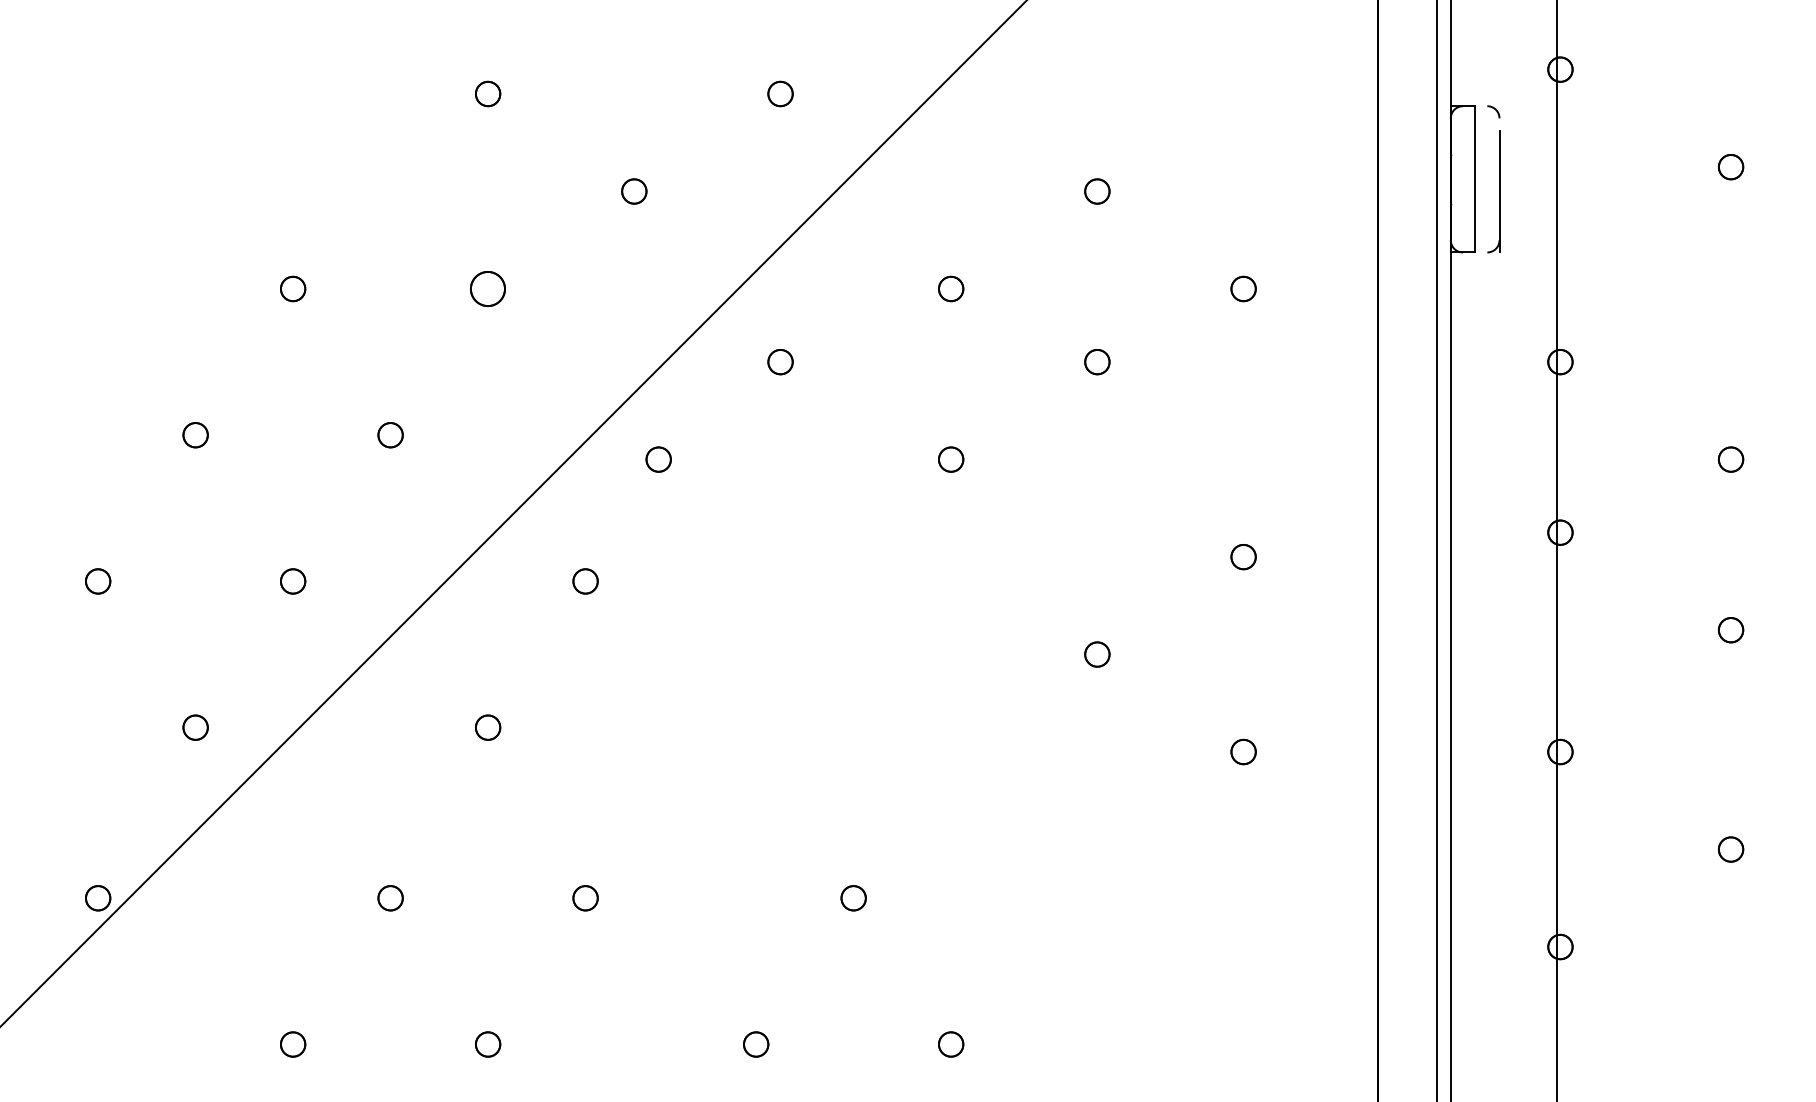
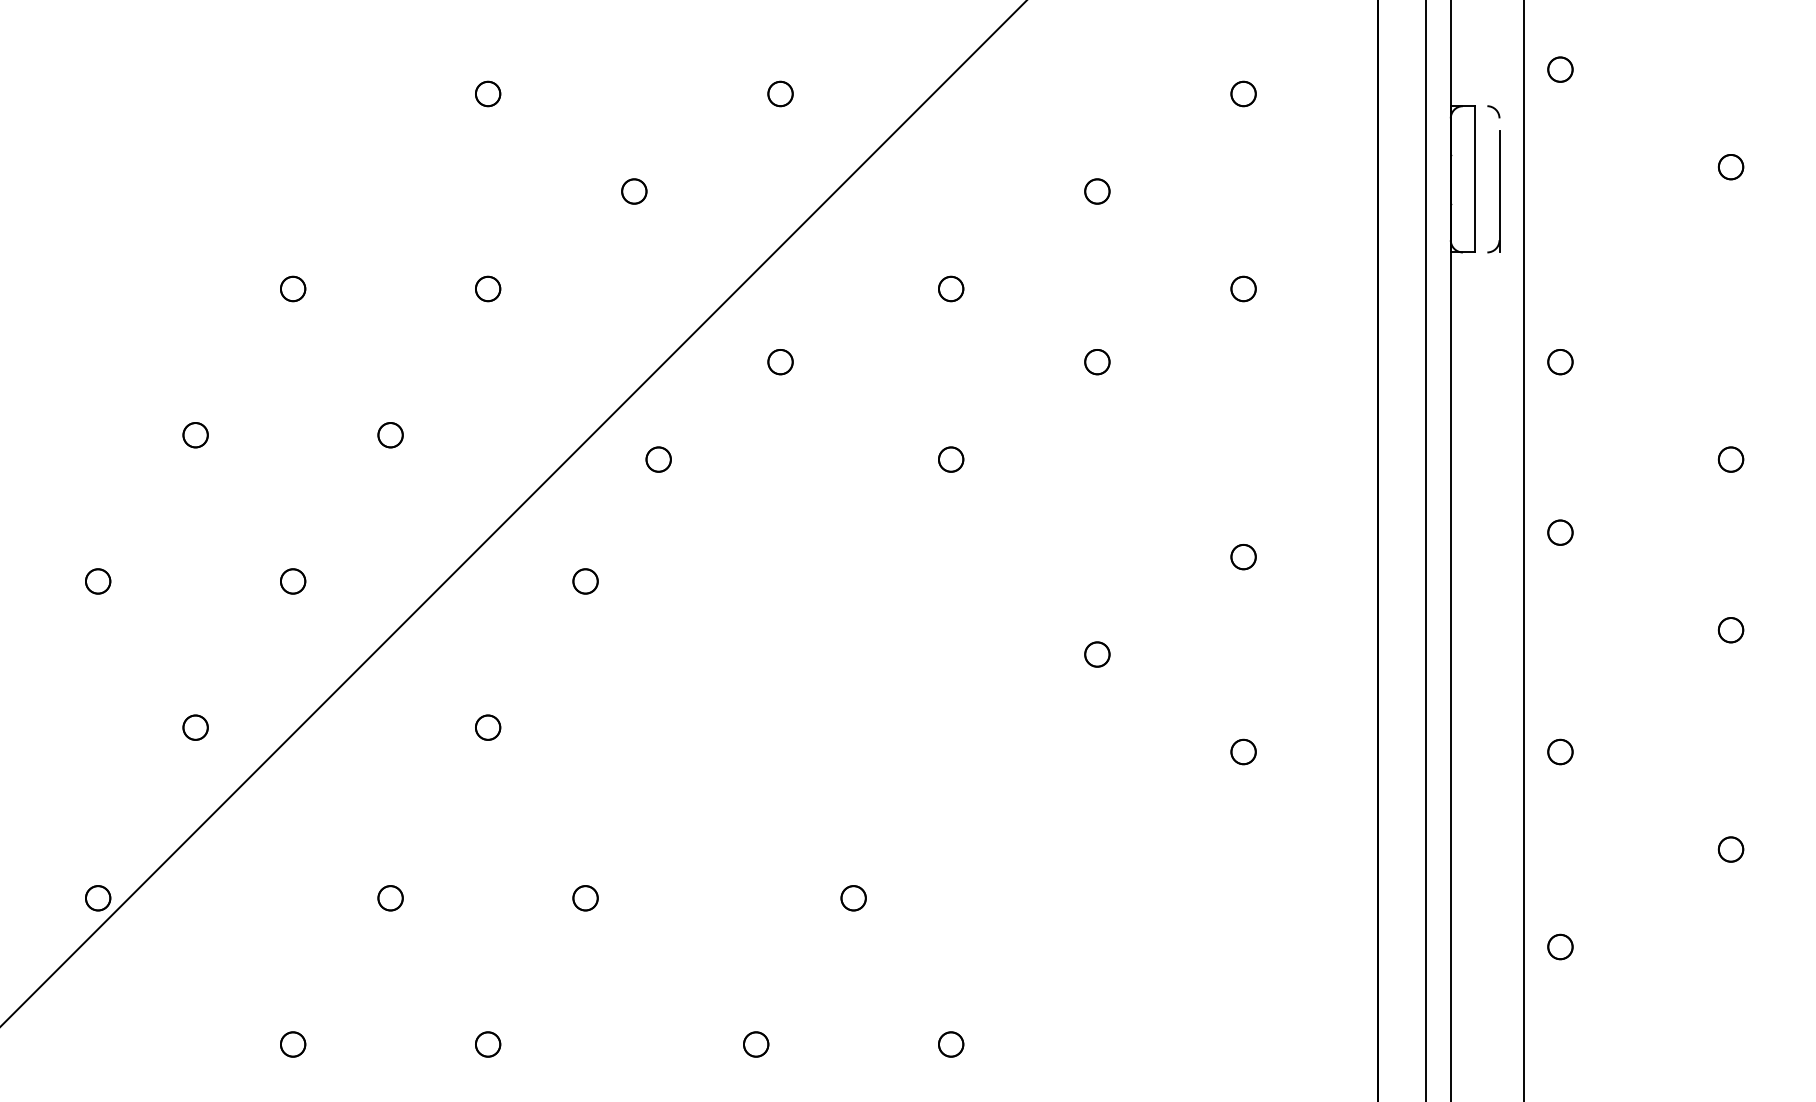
part: none -> present (1243, 93)
part size: 36x36 px -> 27x28 px (488, 288)
line position: (1437, 550) -> (1426, 550) (1426, 550)
line position: (1556, 550) -> (1523, 550) (1523, 550)
